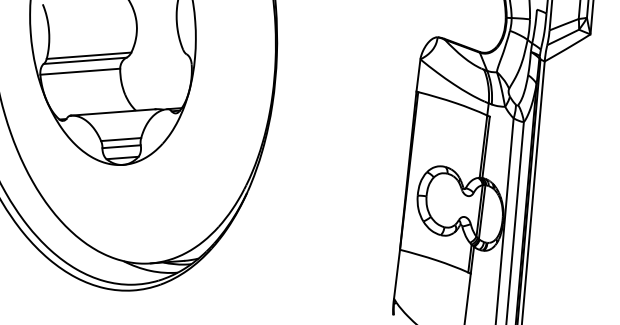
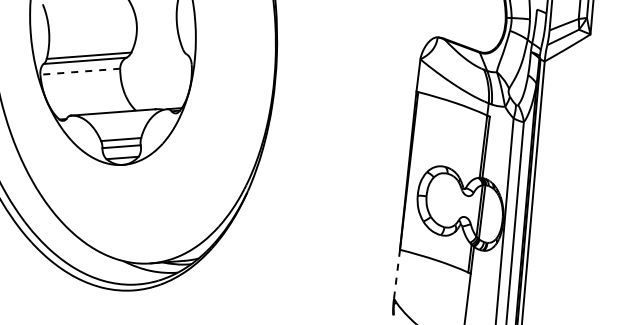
line: solid -> dashed (79, 71)
line: solid -> dashed (397, 274)
